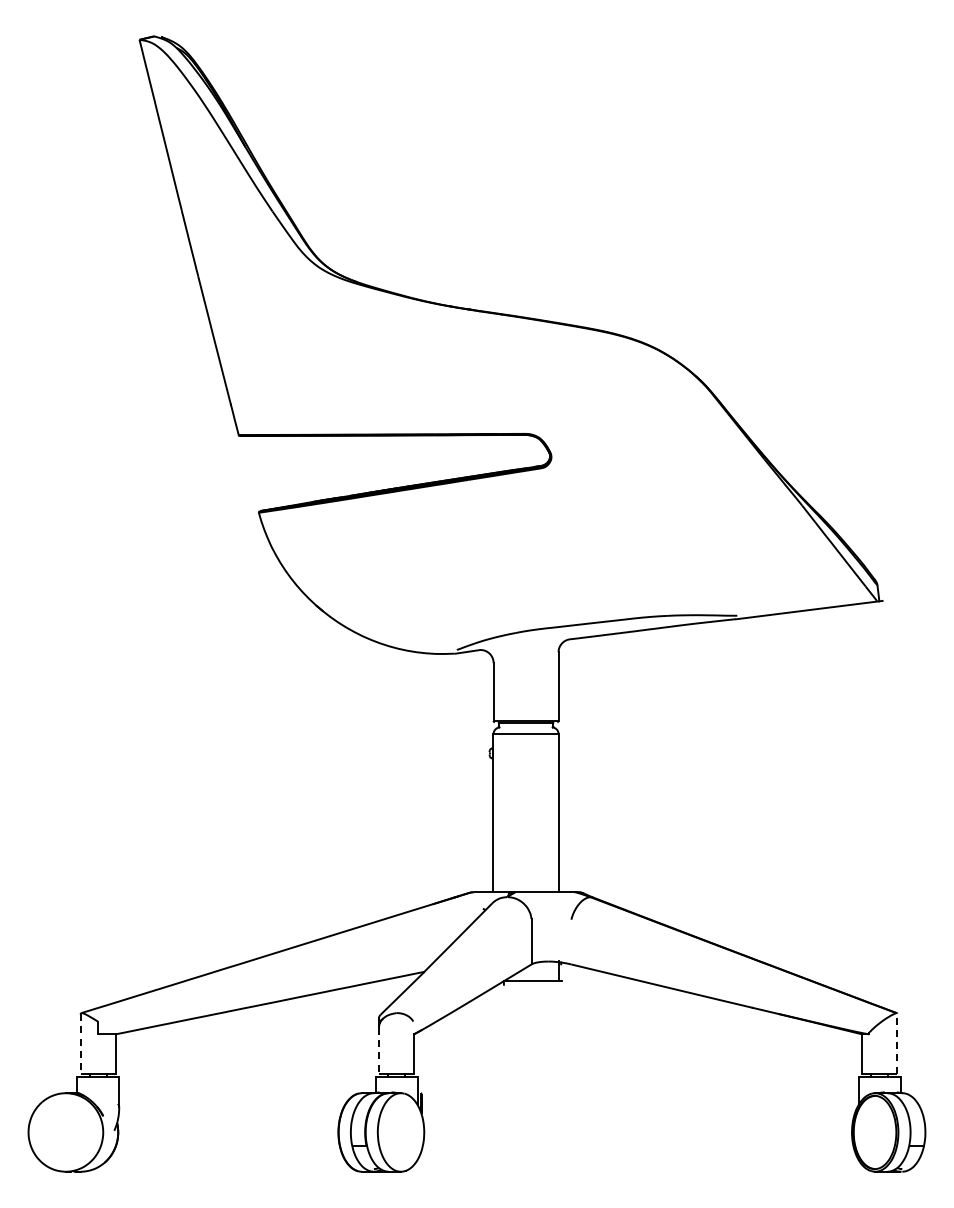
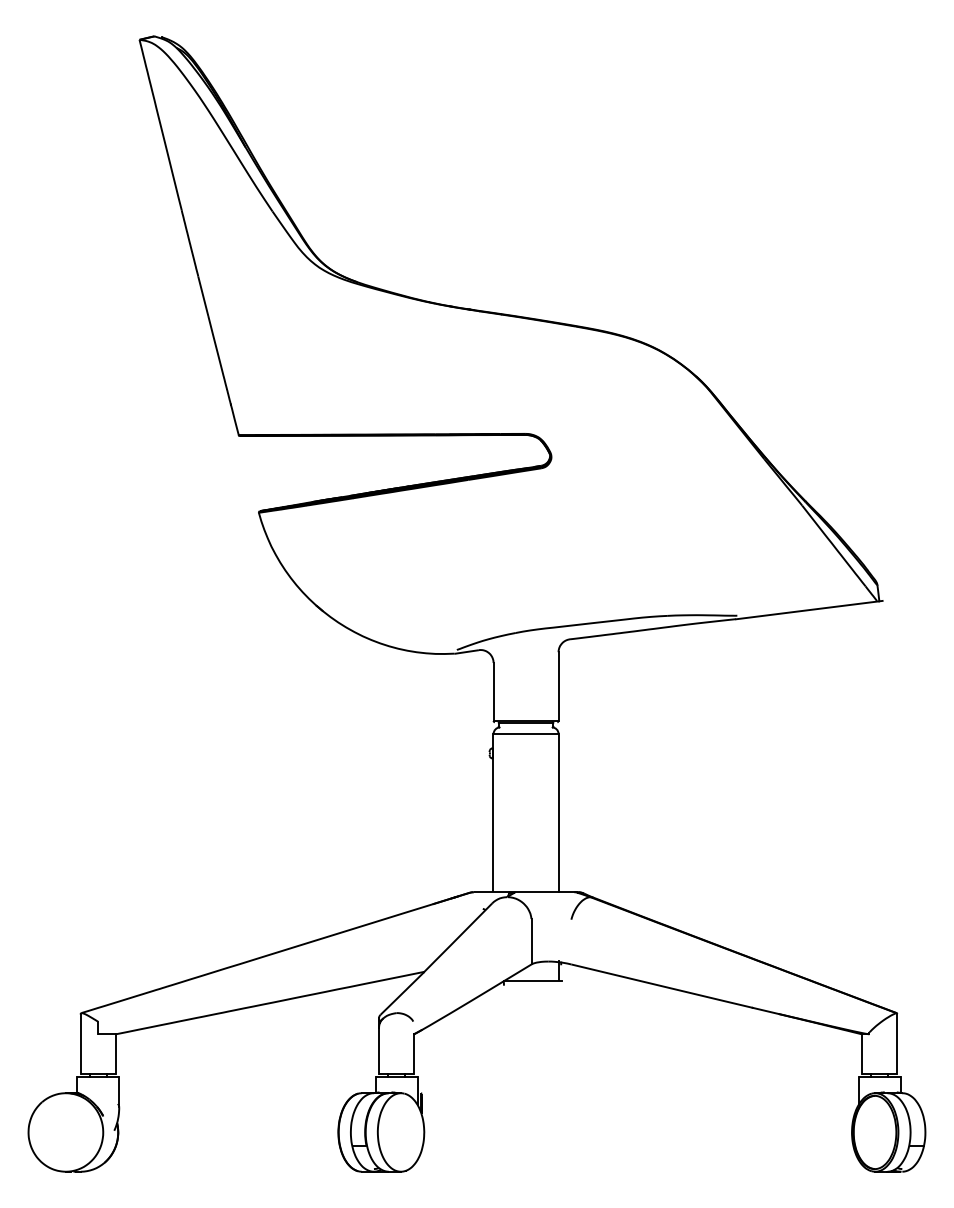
line: dashed -> solid (80, 1043)
line: dashed -> solid (897, 1043)
line: dashed -> solid (379, 1050)
